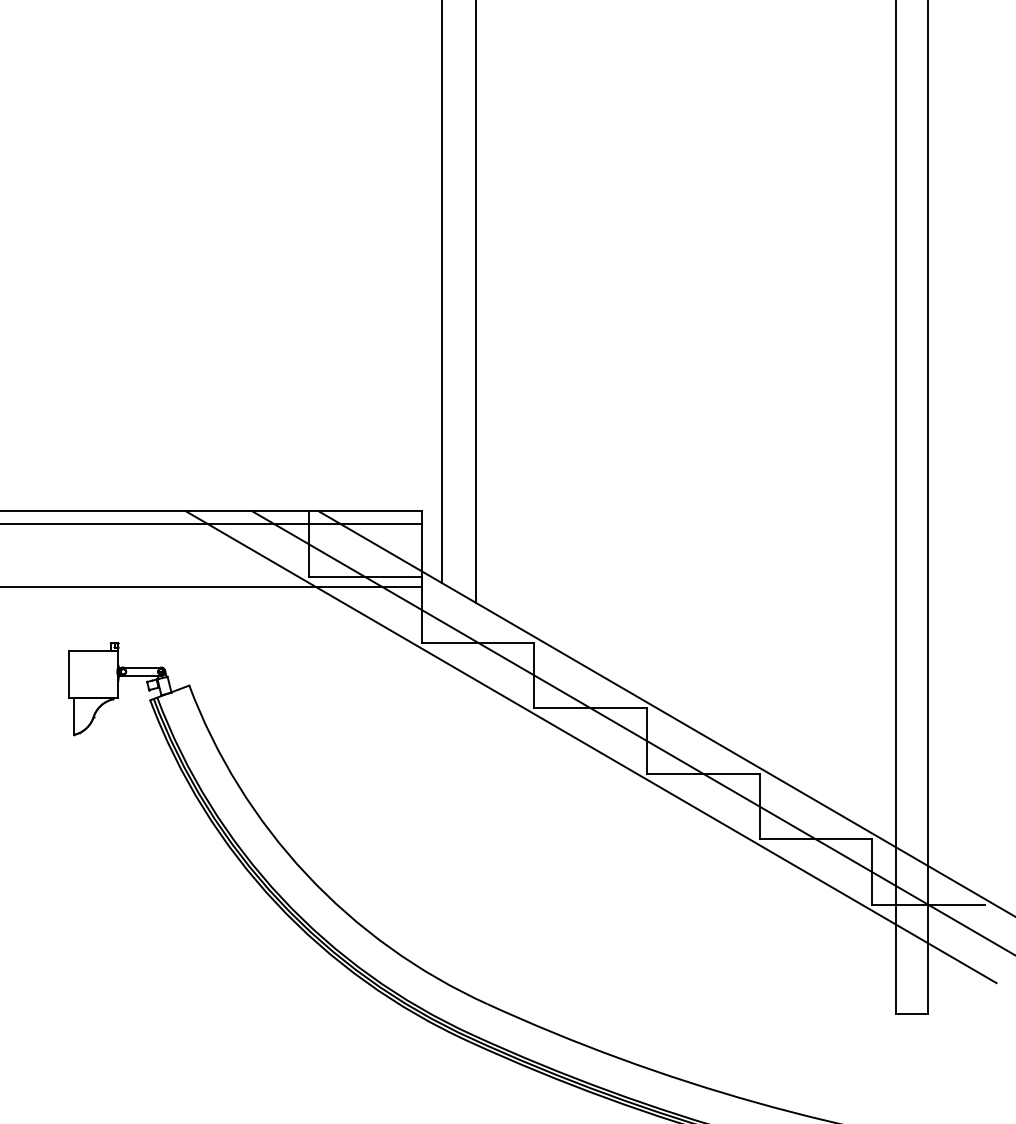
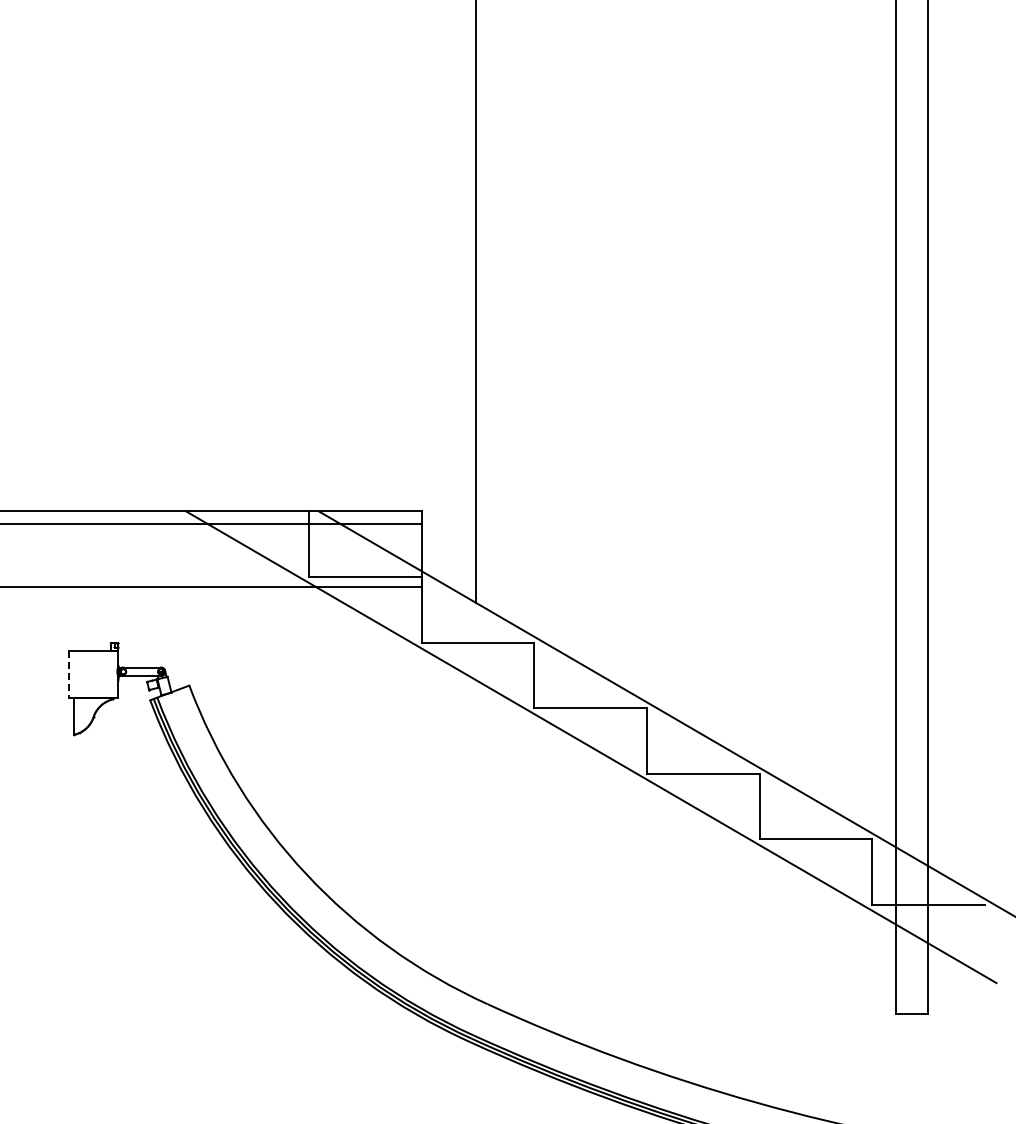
line: present -> none (442, 292)
line: solid -> dashed (68, 675)
line: present -> none (632, 732)
